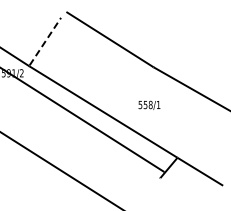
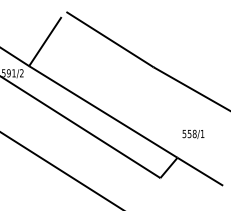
line: dashed -> solid (45, 41)
text position: (149, 104) -> (193, 133) (193, 133)
line position: (82, 120) -> (80, 127) (80, 127)
